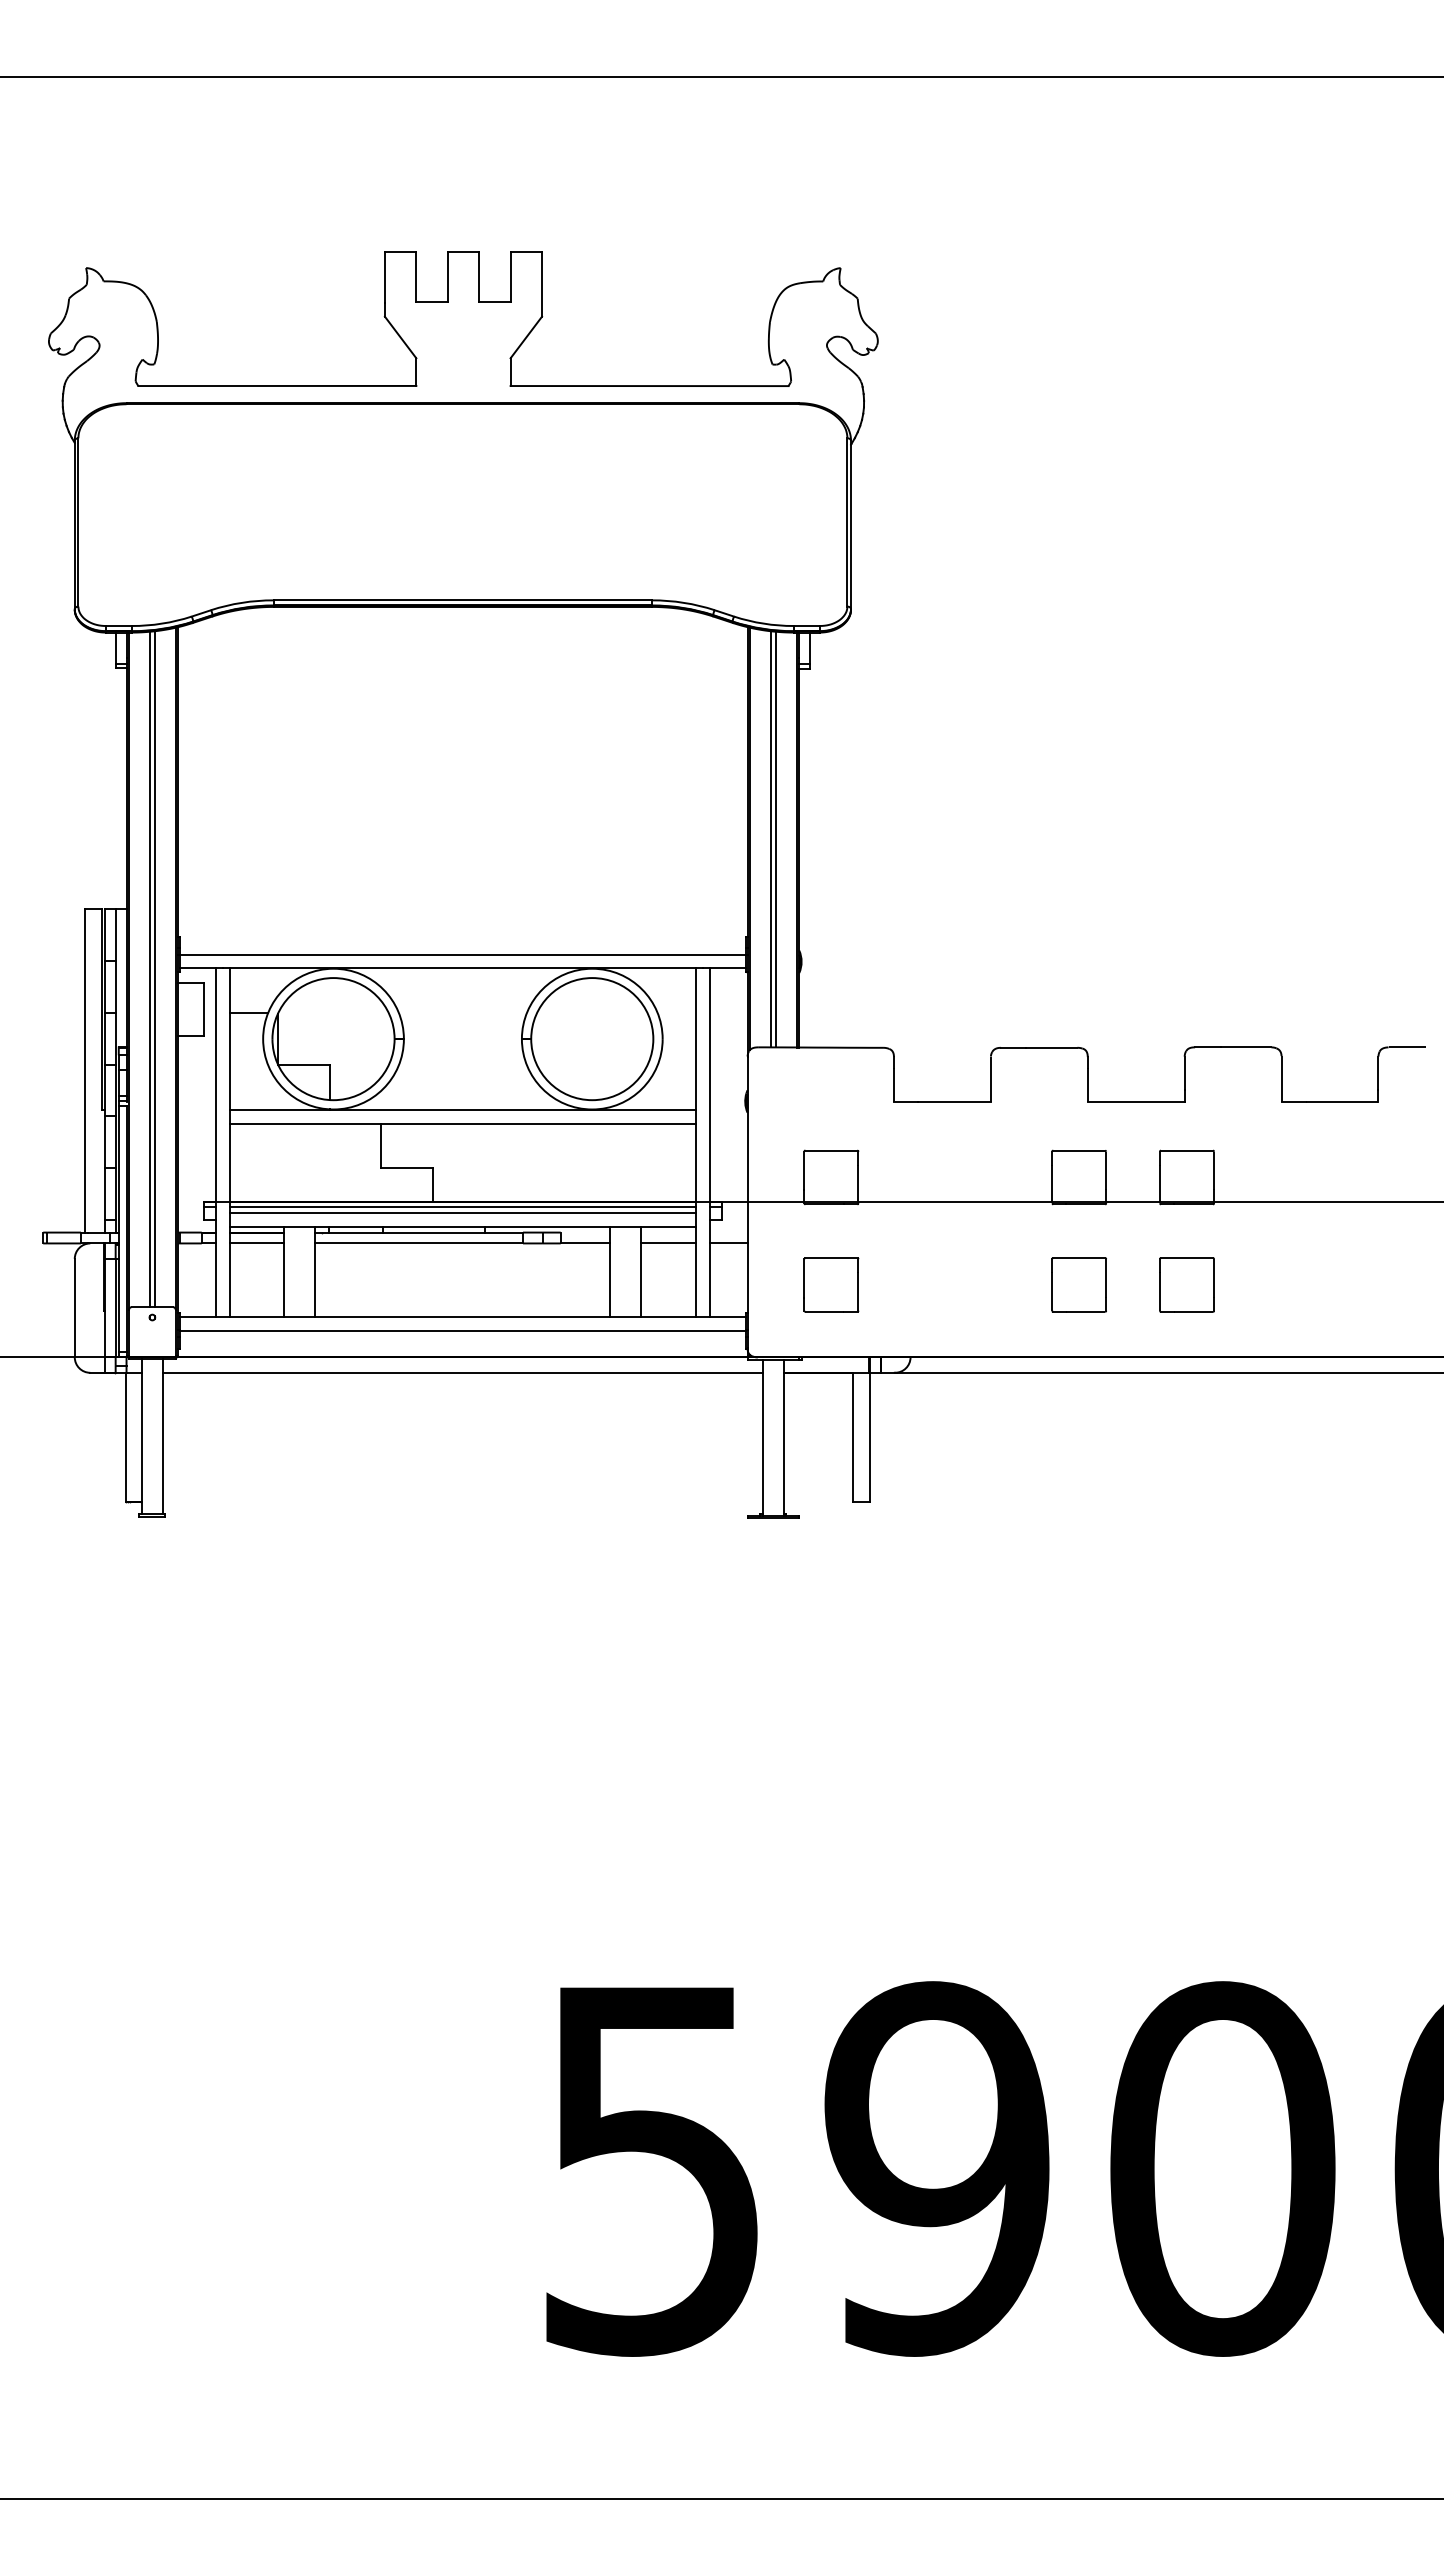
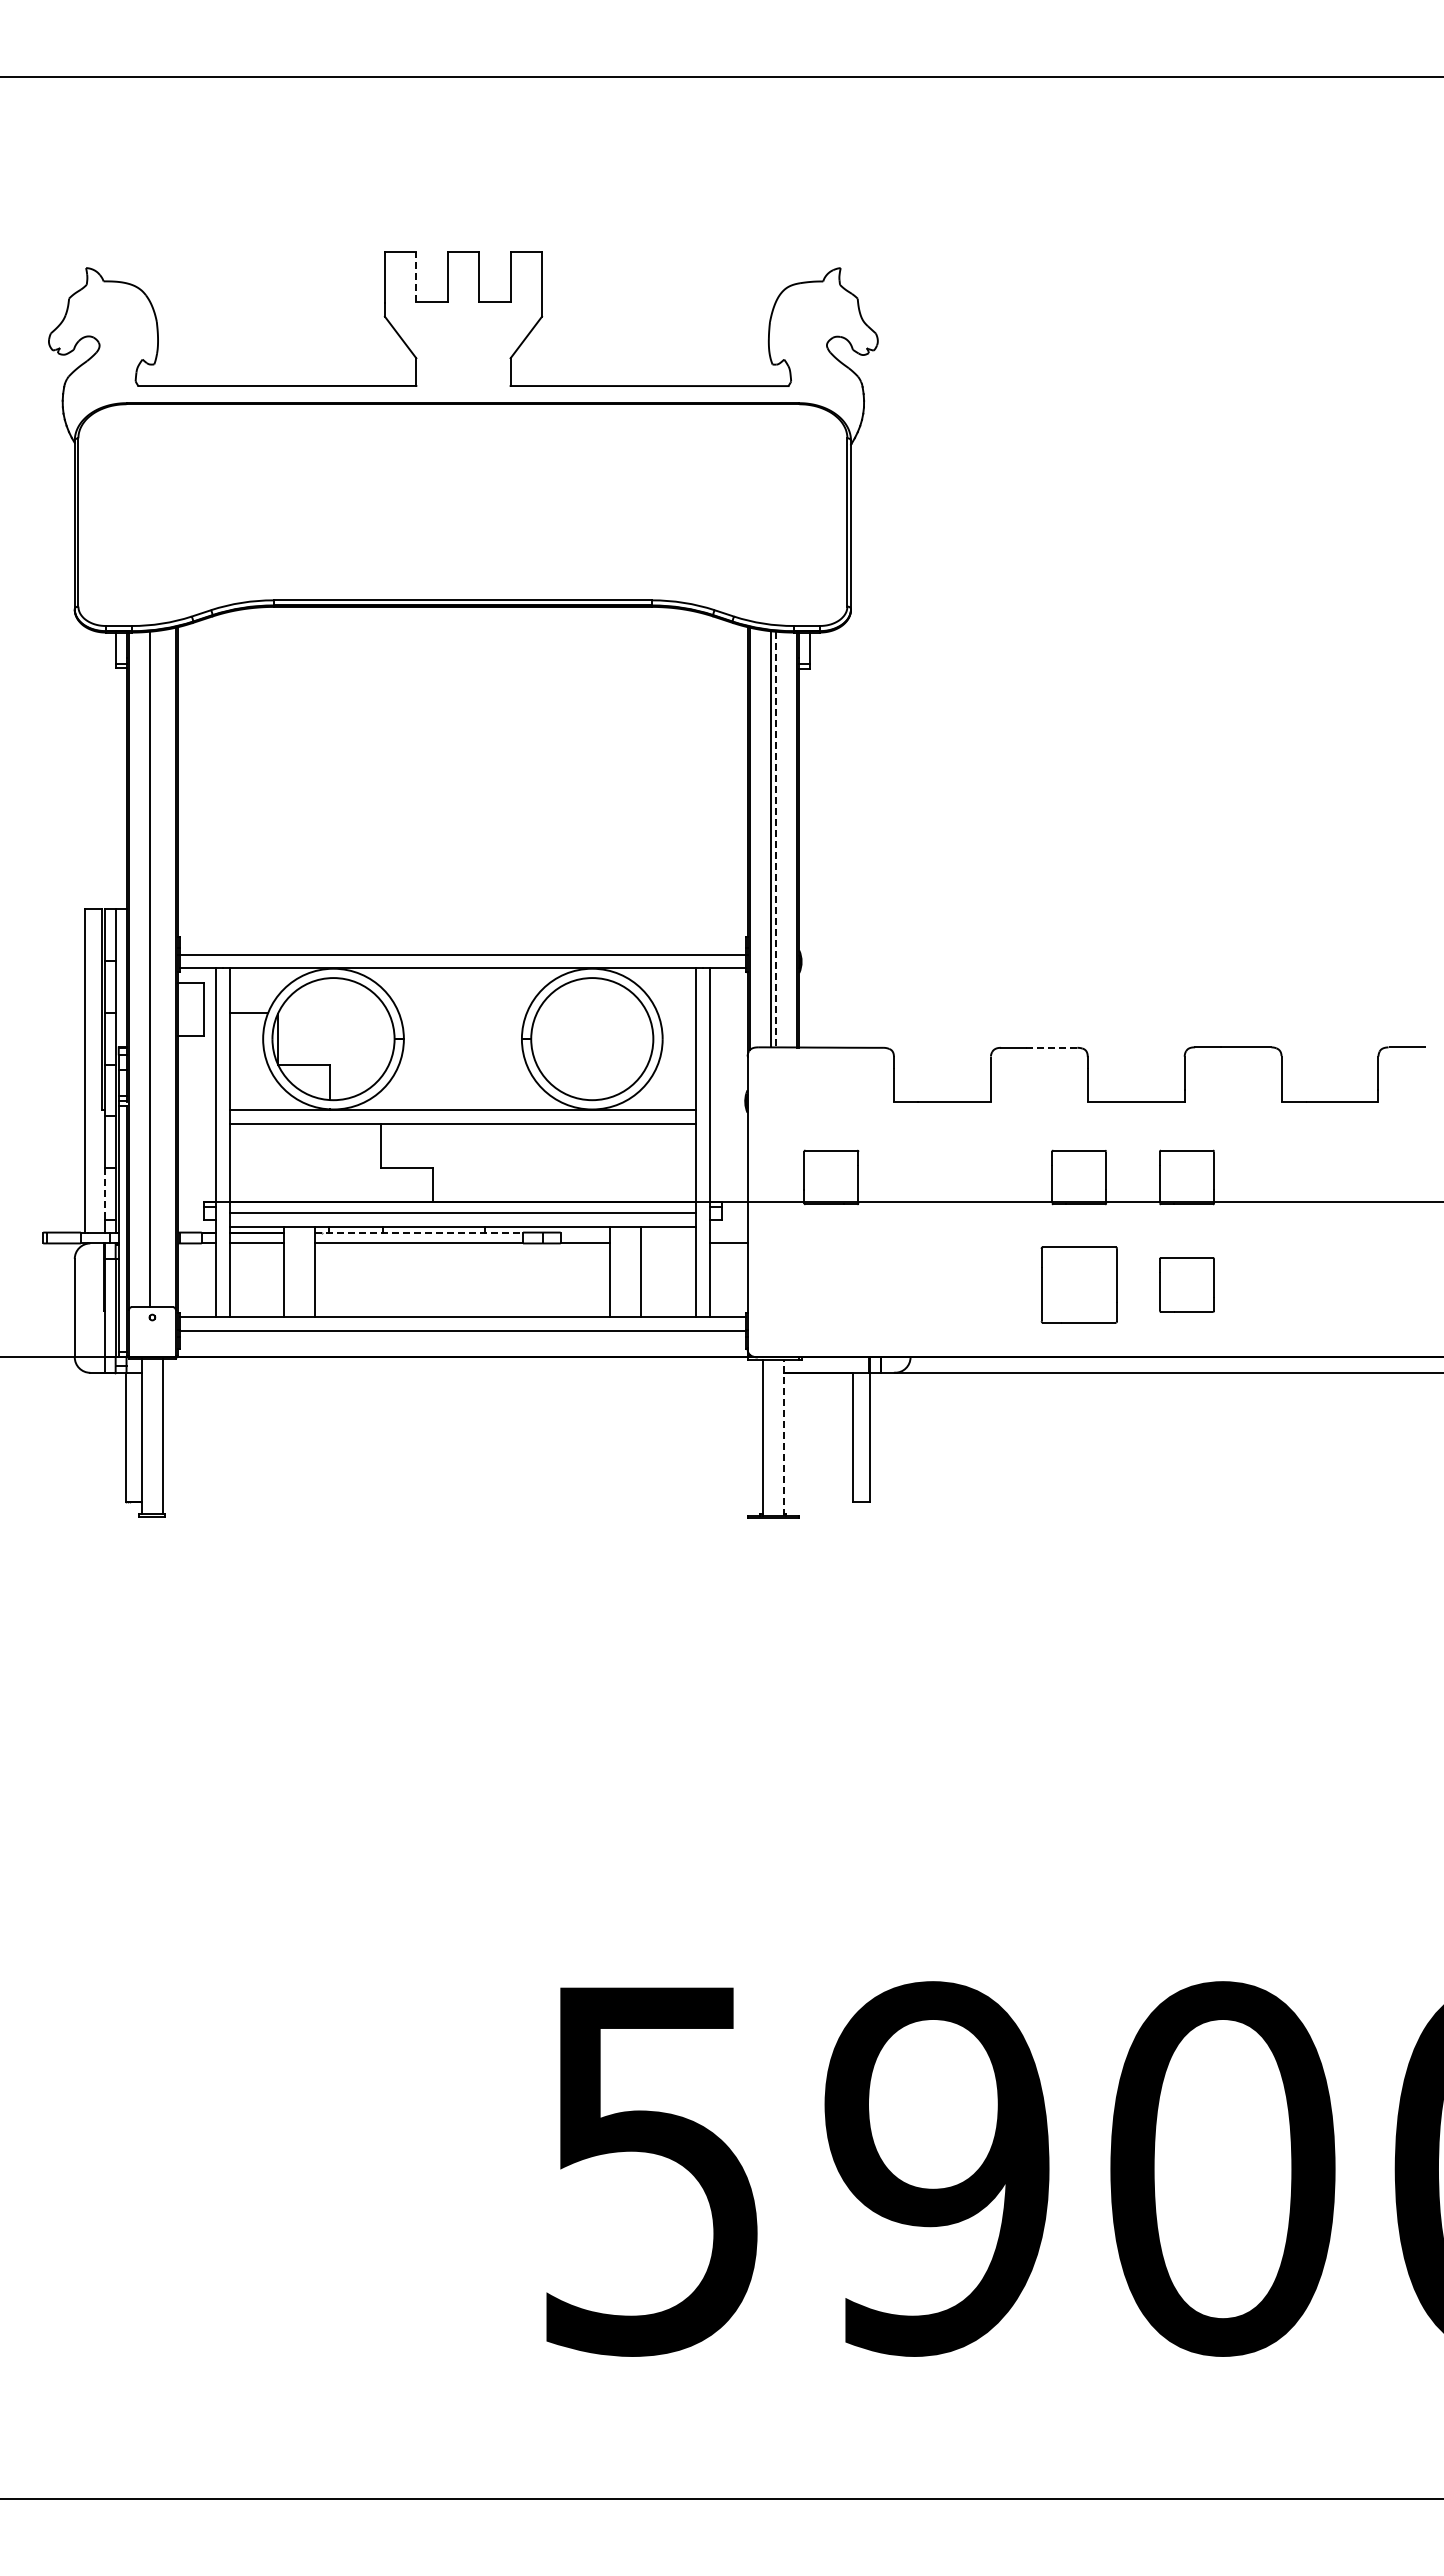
line: solid -> dashed (416, 276)
line: solid -> dashed (775, 839)
line: present -> none (154, 969)
line: solid -> dashed (1051, 1047)
line: solid -> dashed (104, 1193)
line: present -> none (462, 1207)
line: solid -> dashed (419, 1232)
line: present -> none (668, 1243)
part: present -> none (831, 1284)
part size: 56x56 px -> 78x78 px (1078, 1284)
line: present -> none (462, 1372)
line: solid -> dashed (784, 1438)
